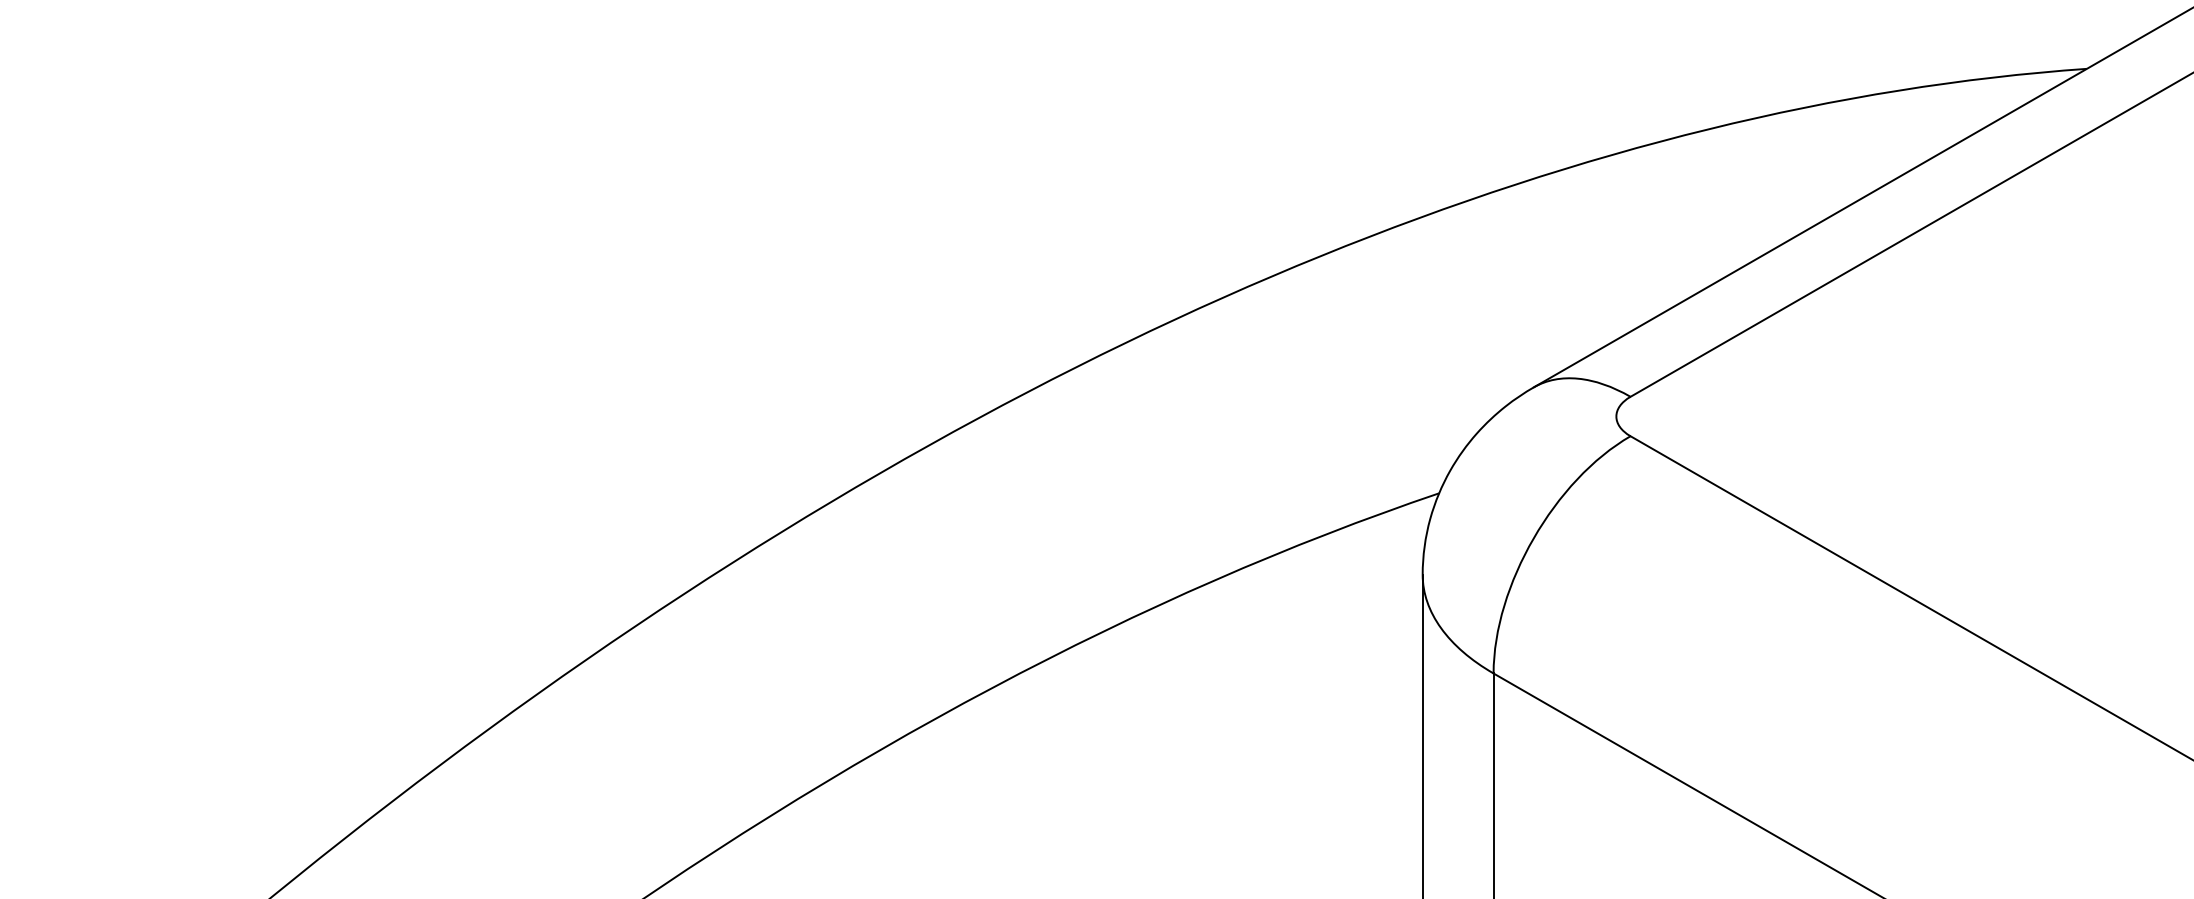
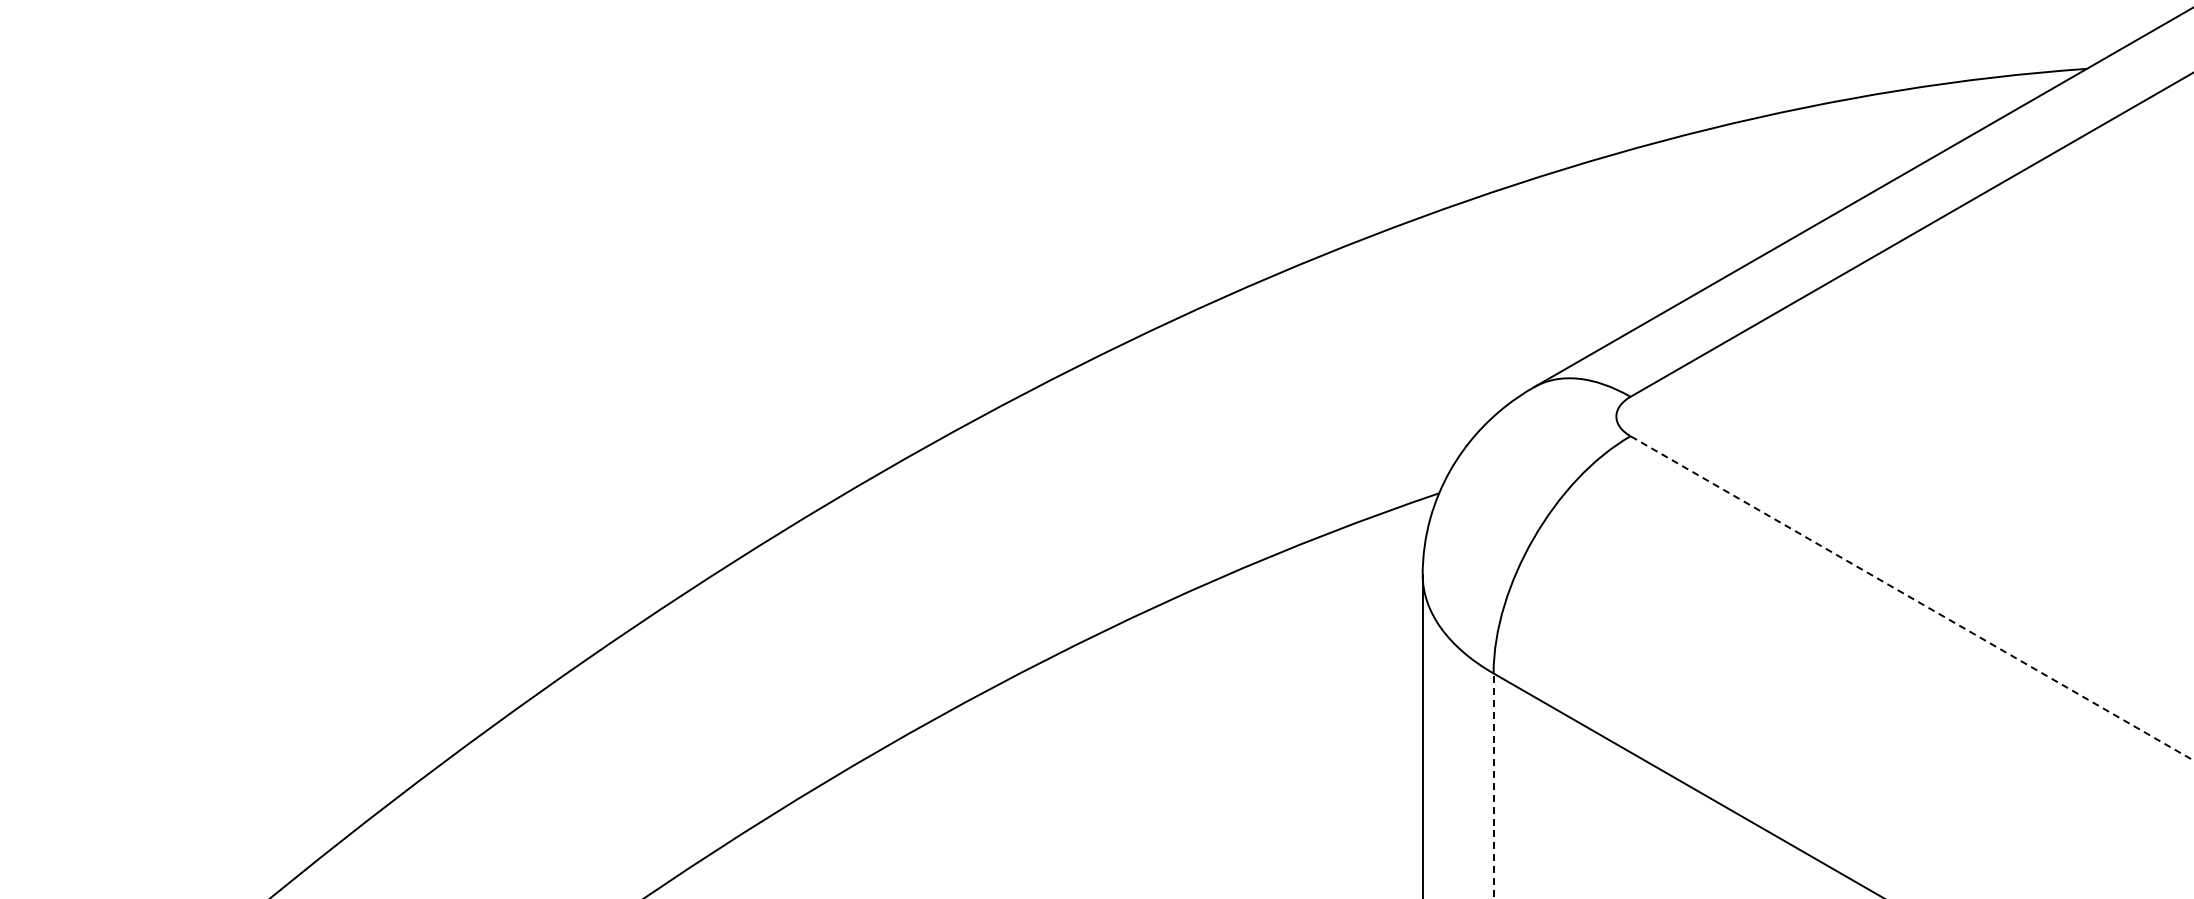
line: solid -> dashed (1912, 598)
line: solid -> dashed (1493, 785)
